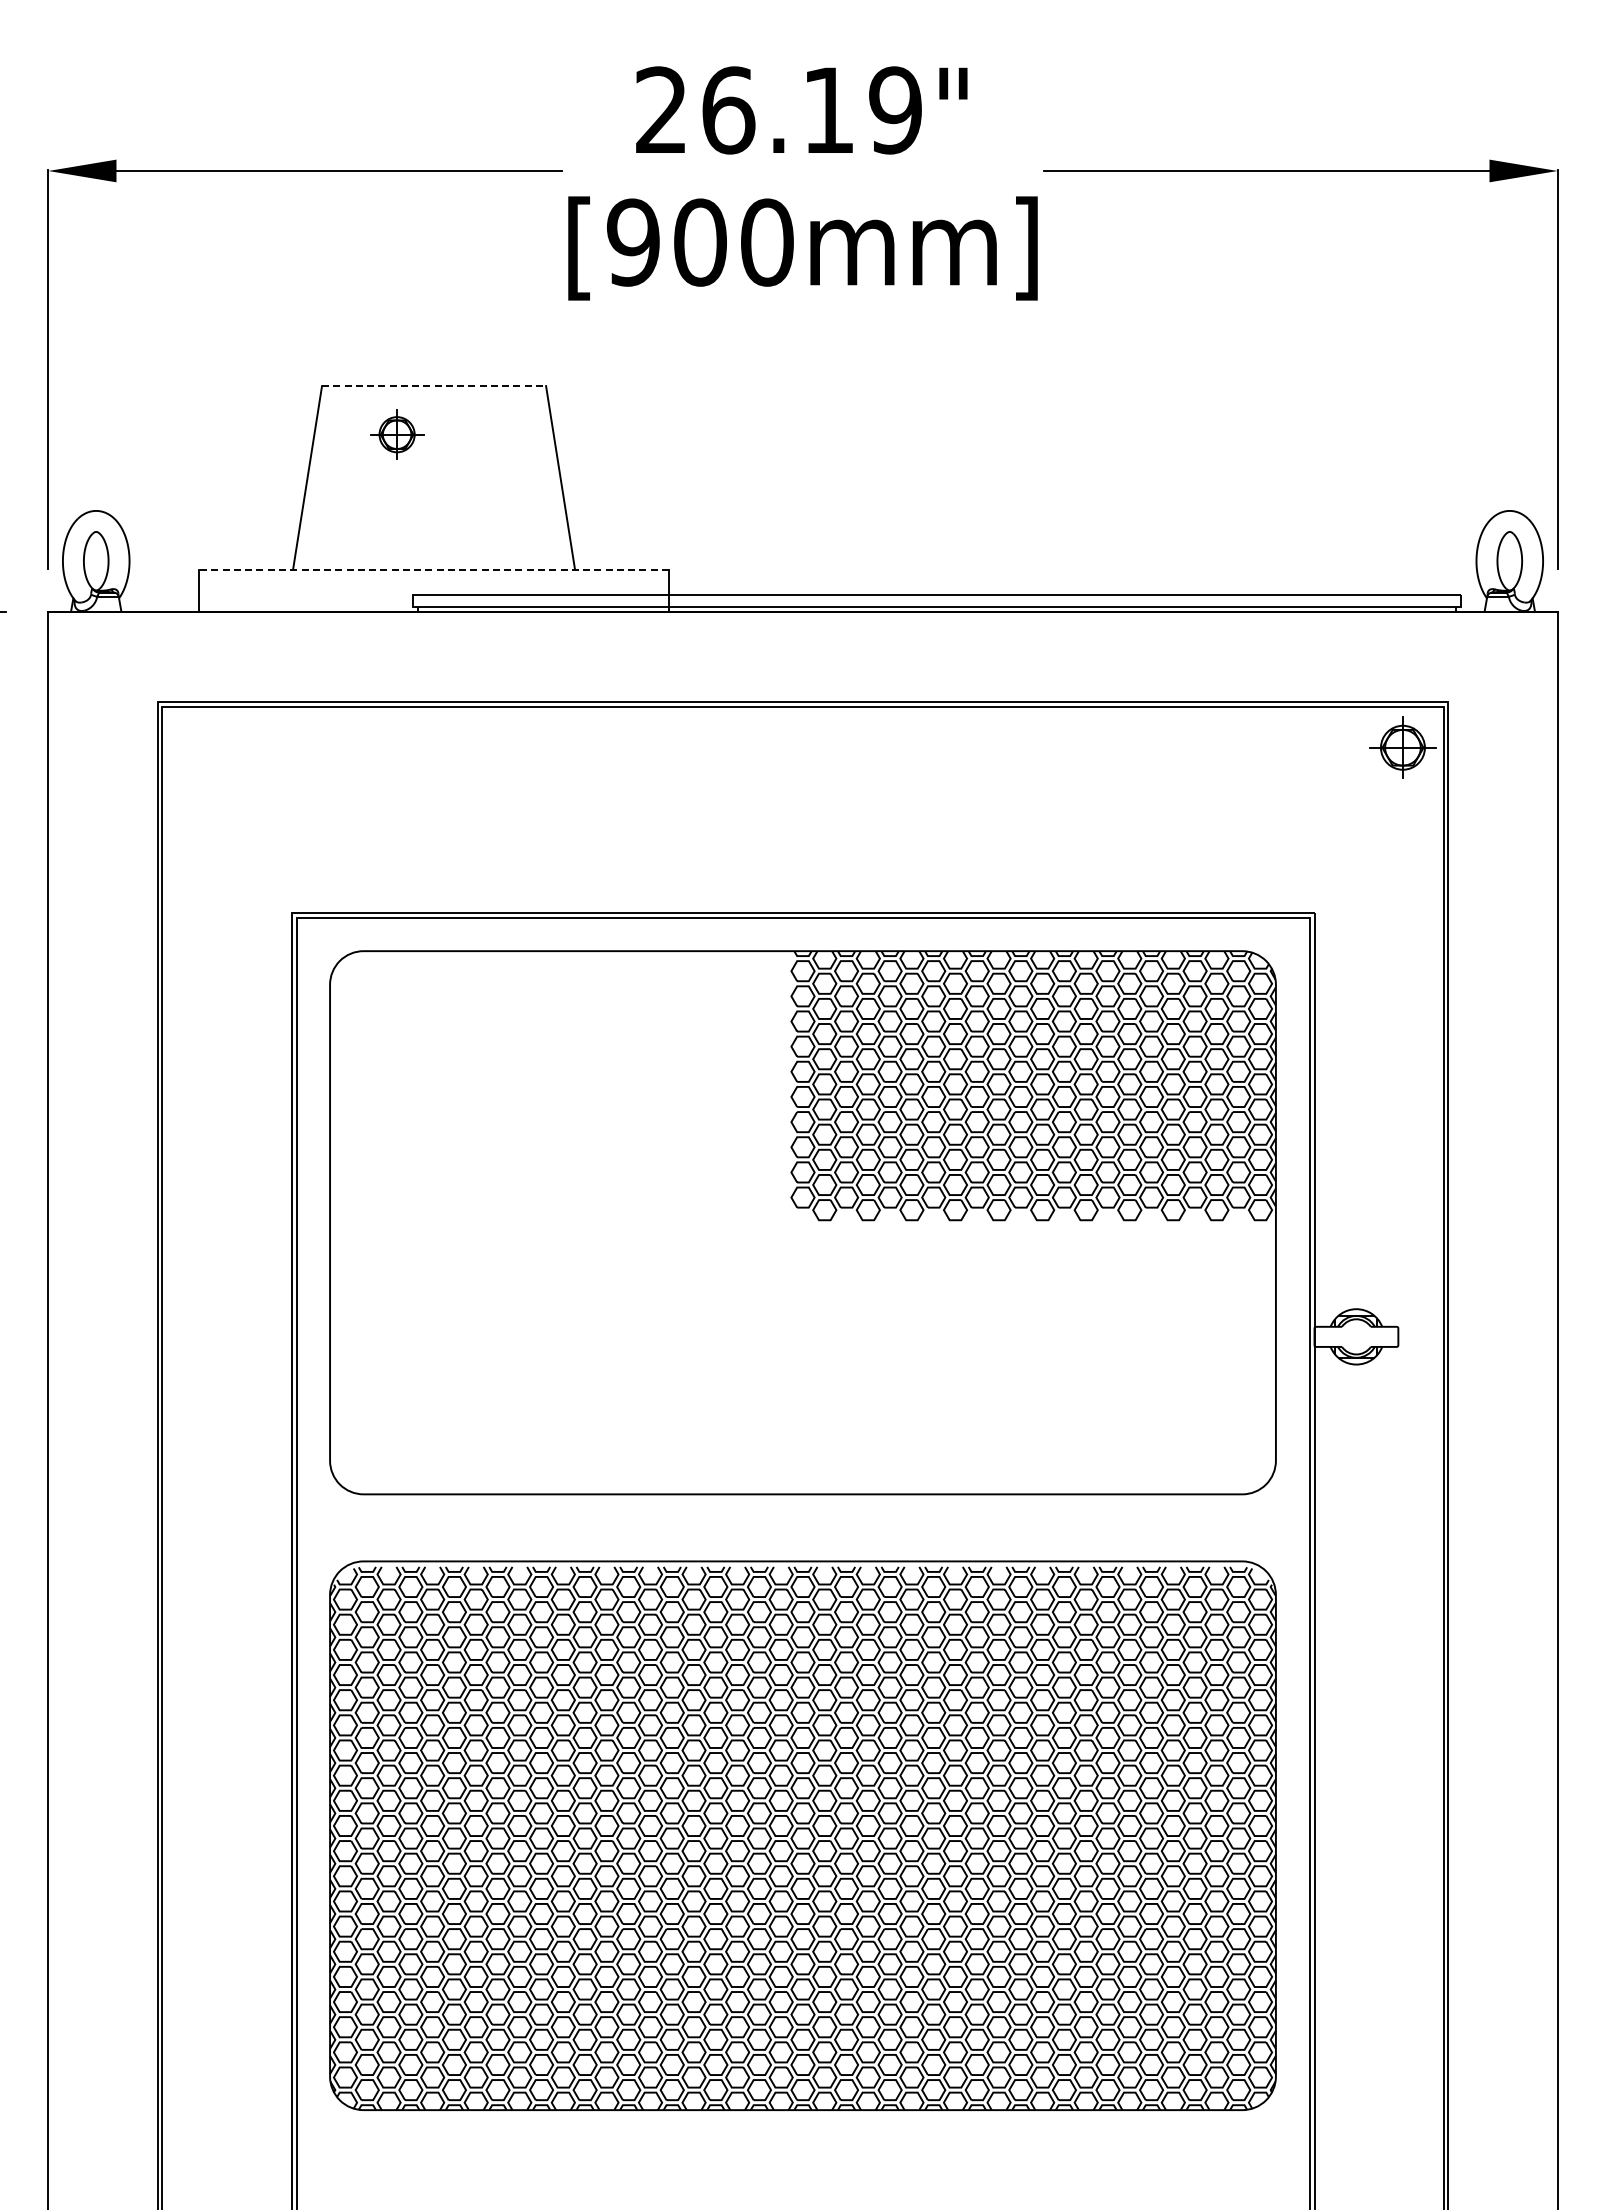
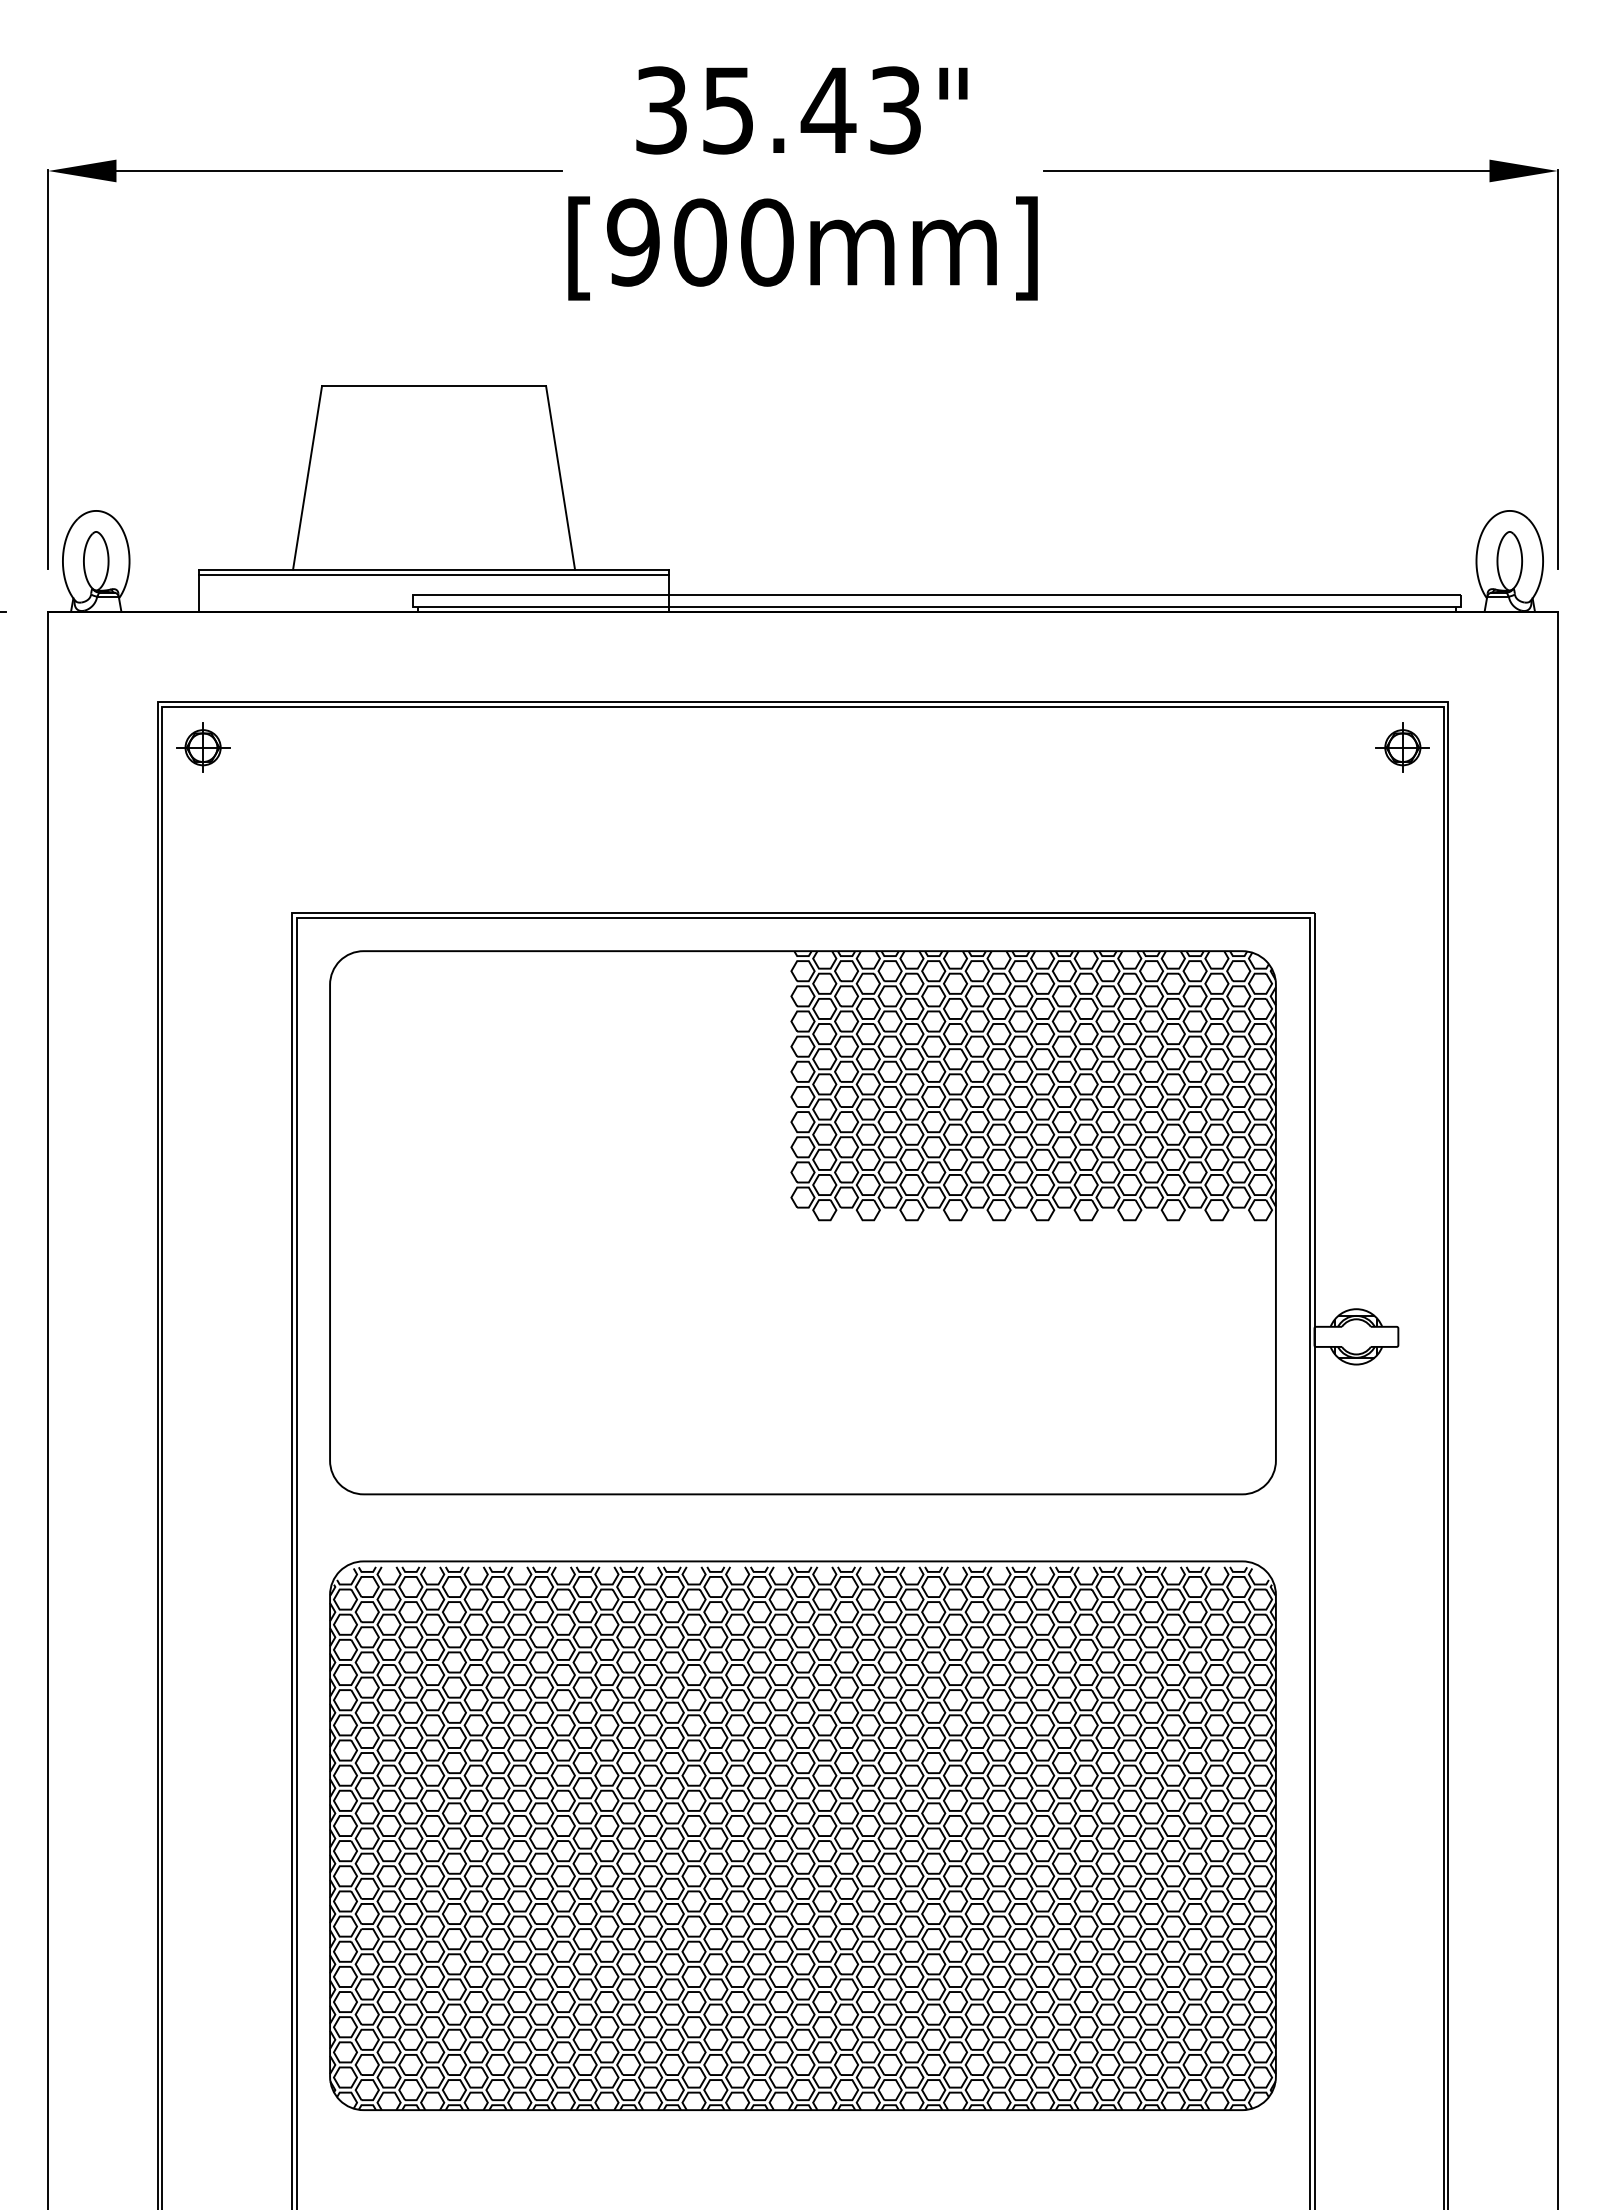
text: 26.19" -> 35.43" (778, 110)
line: dashed -> solid (434, 386)
part position: (397, 434) -> (203, 747) (203, 747)
line: dashed -> solid (434, 569)
line: none -> present (433, 574)
part size: 68x63 px -> 55x51 px (1402, 747)
